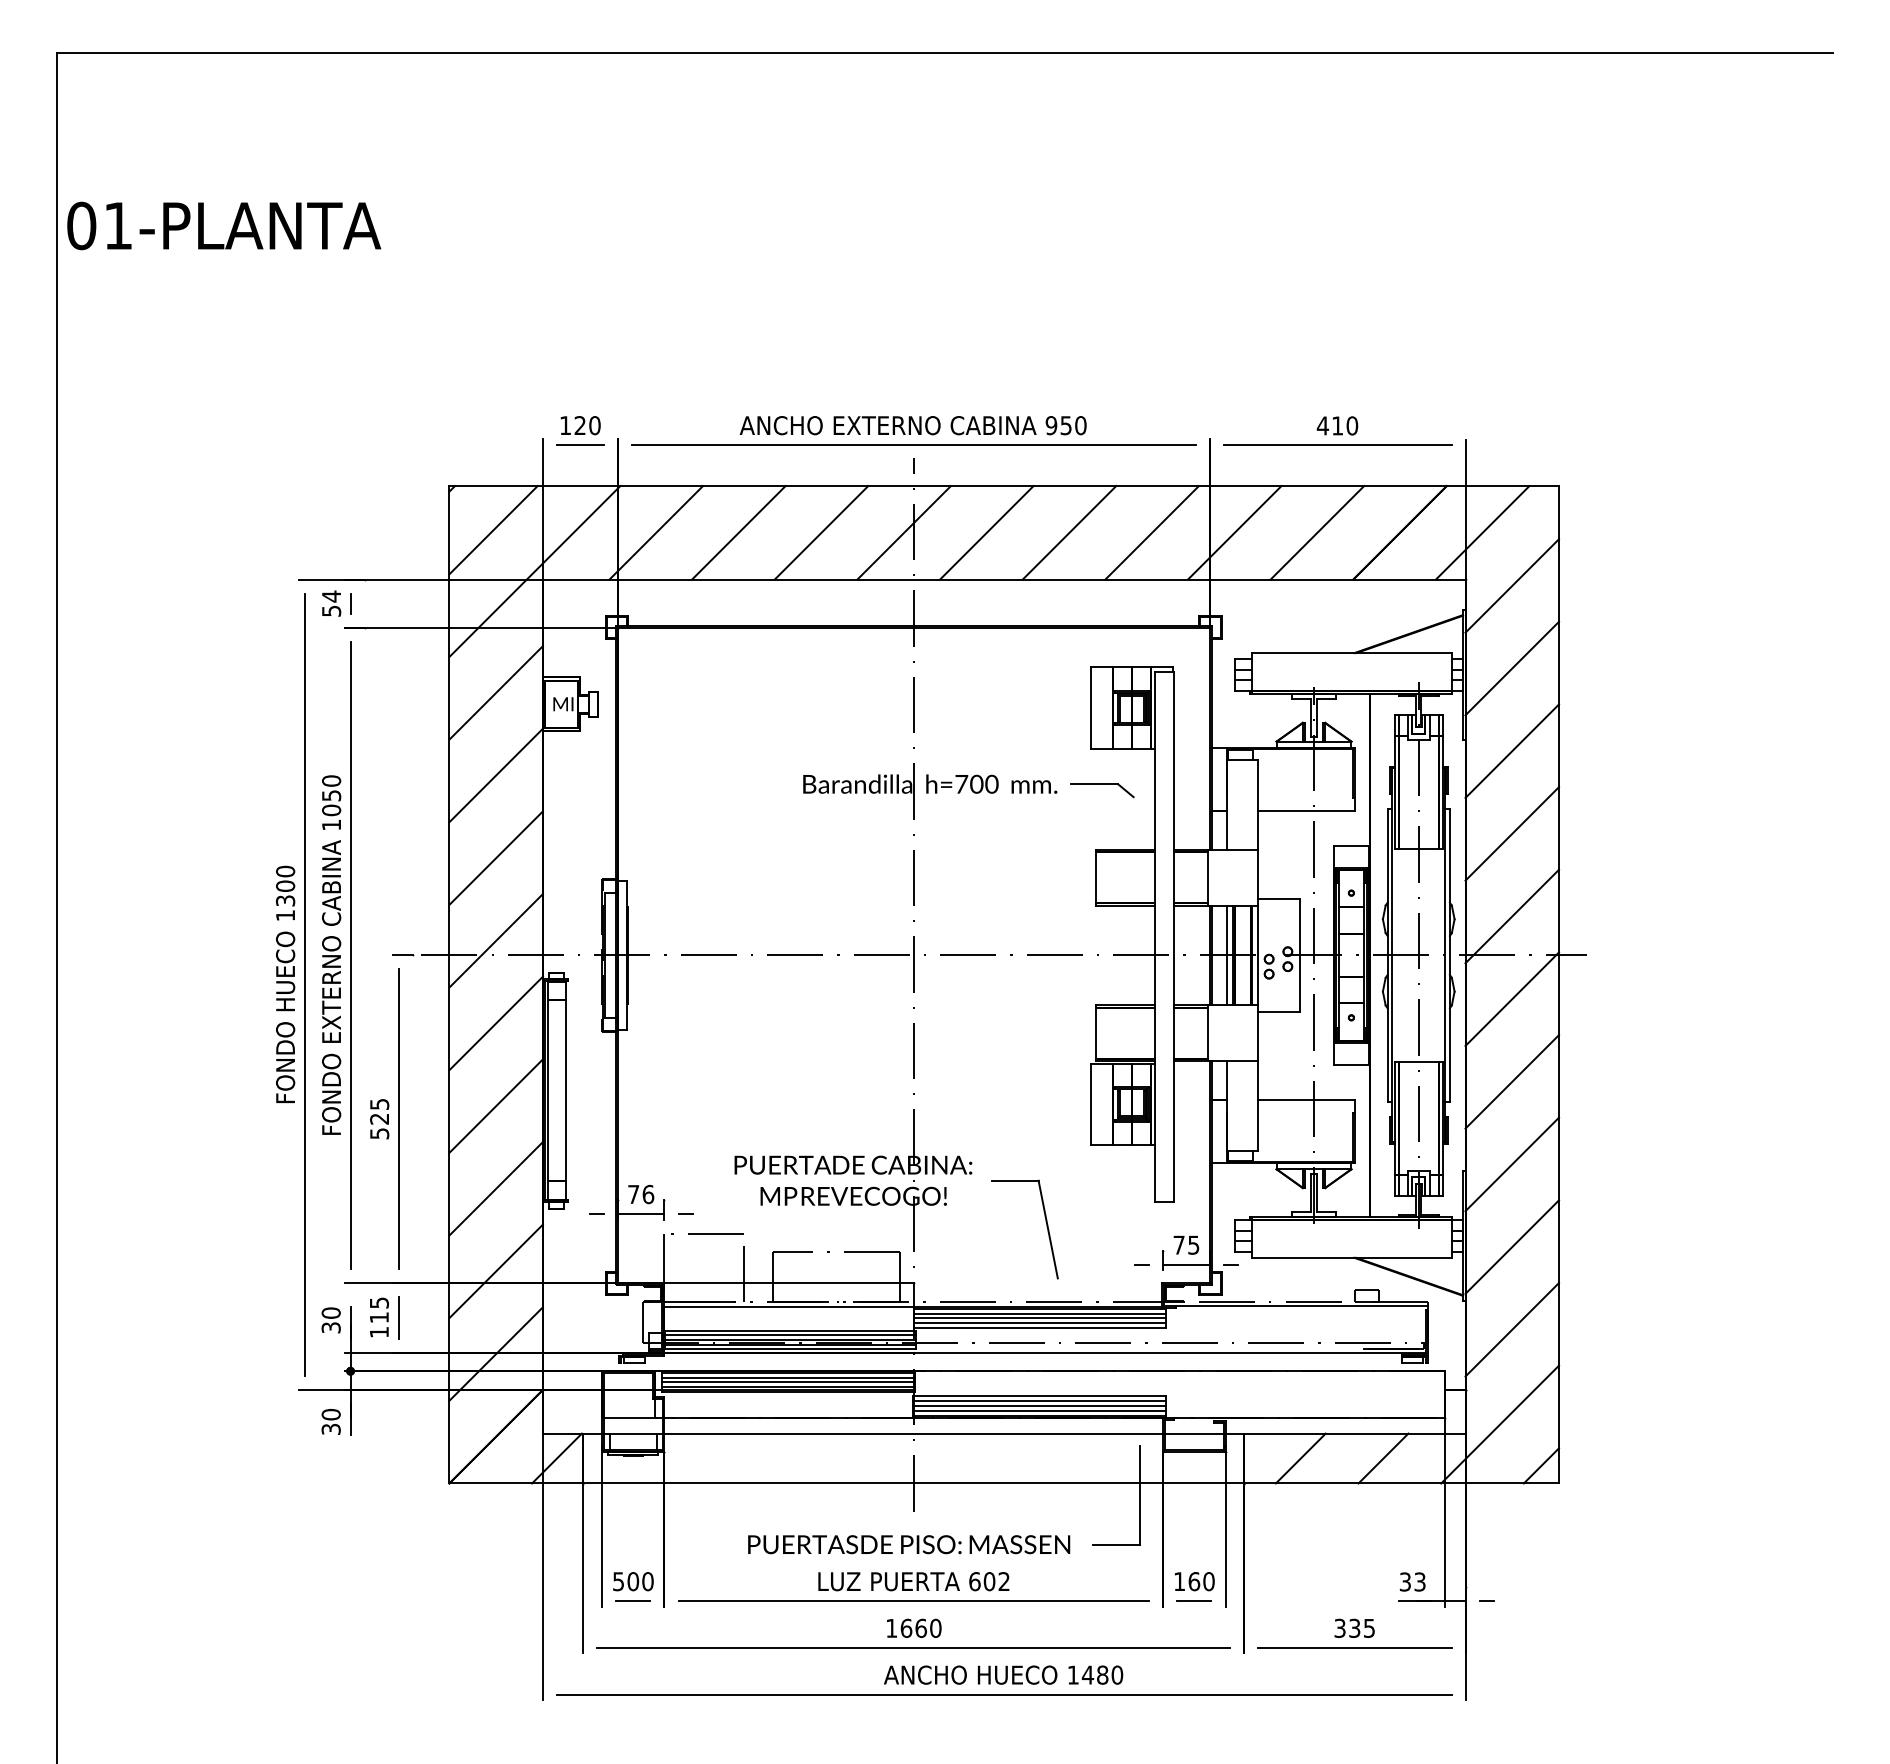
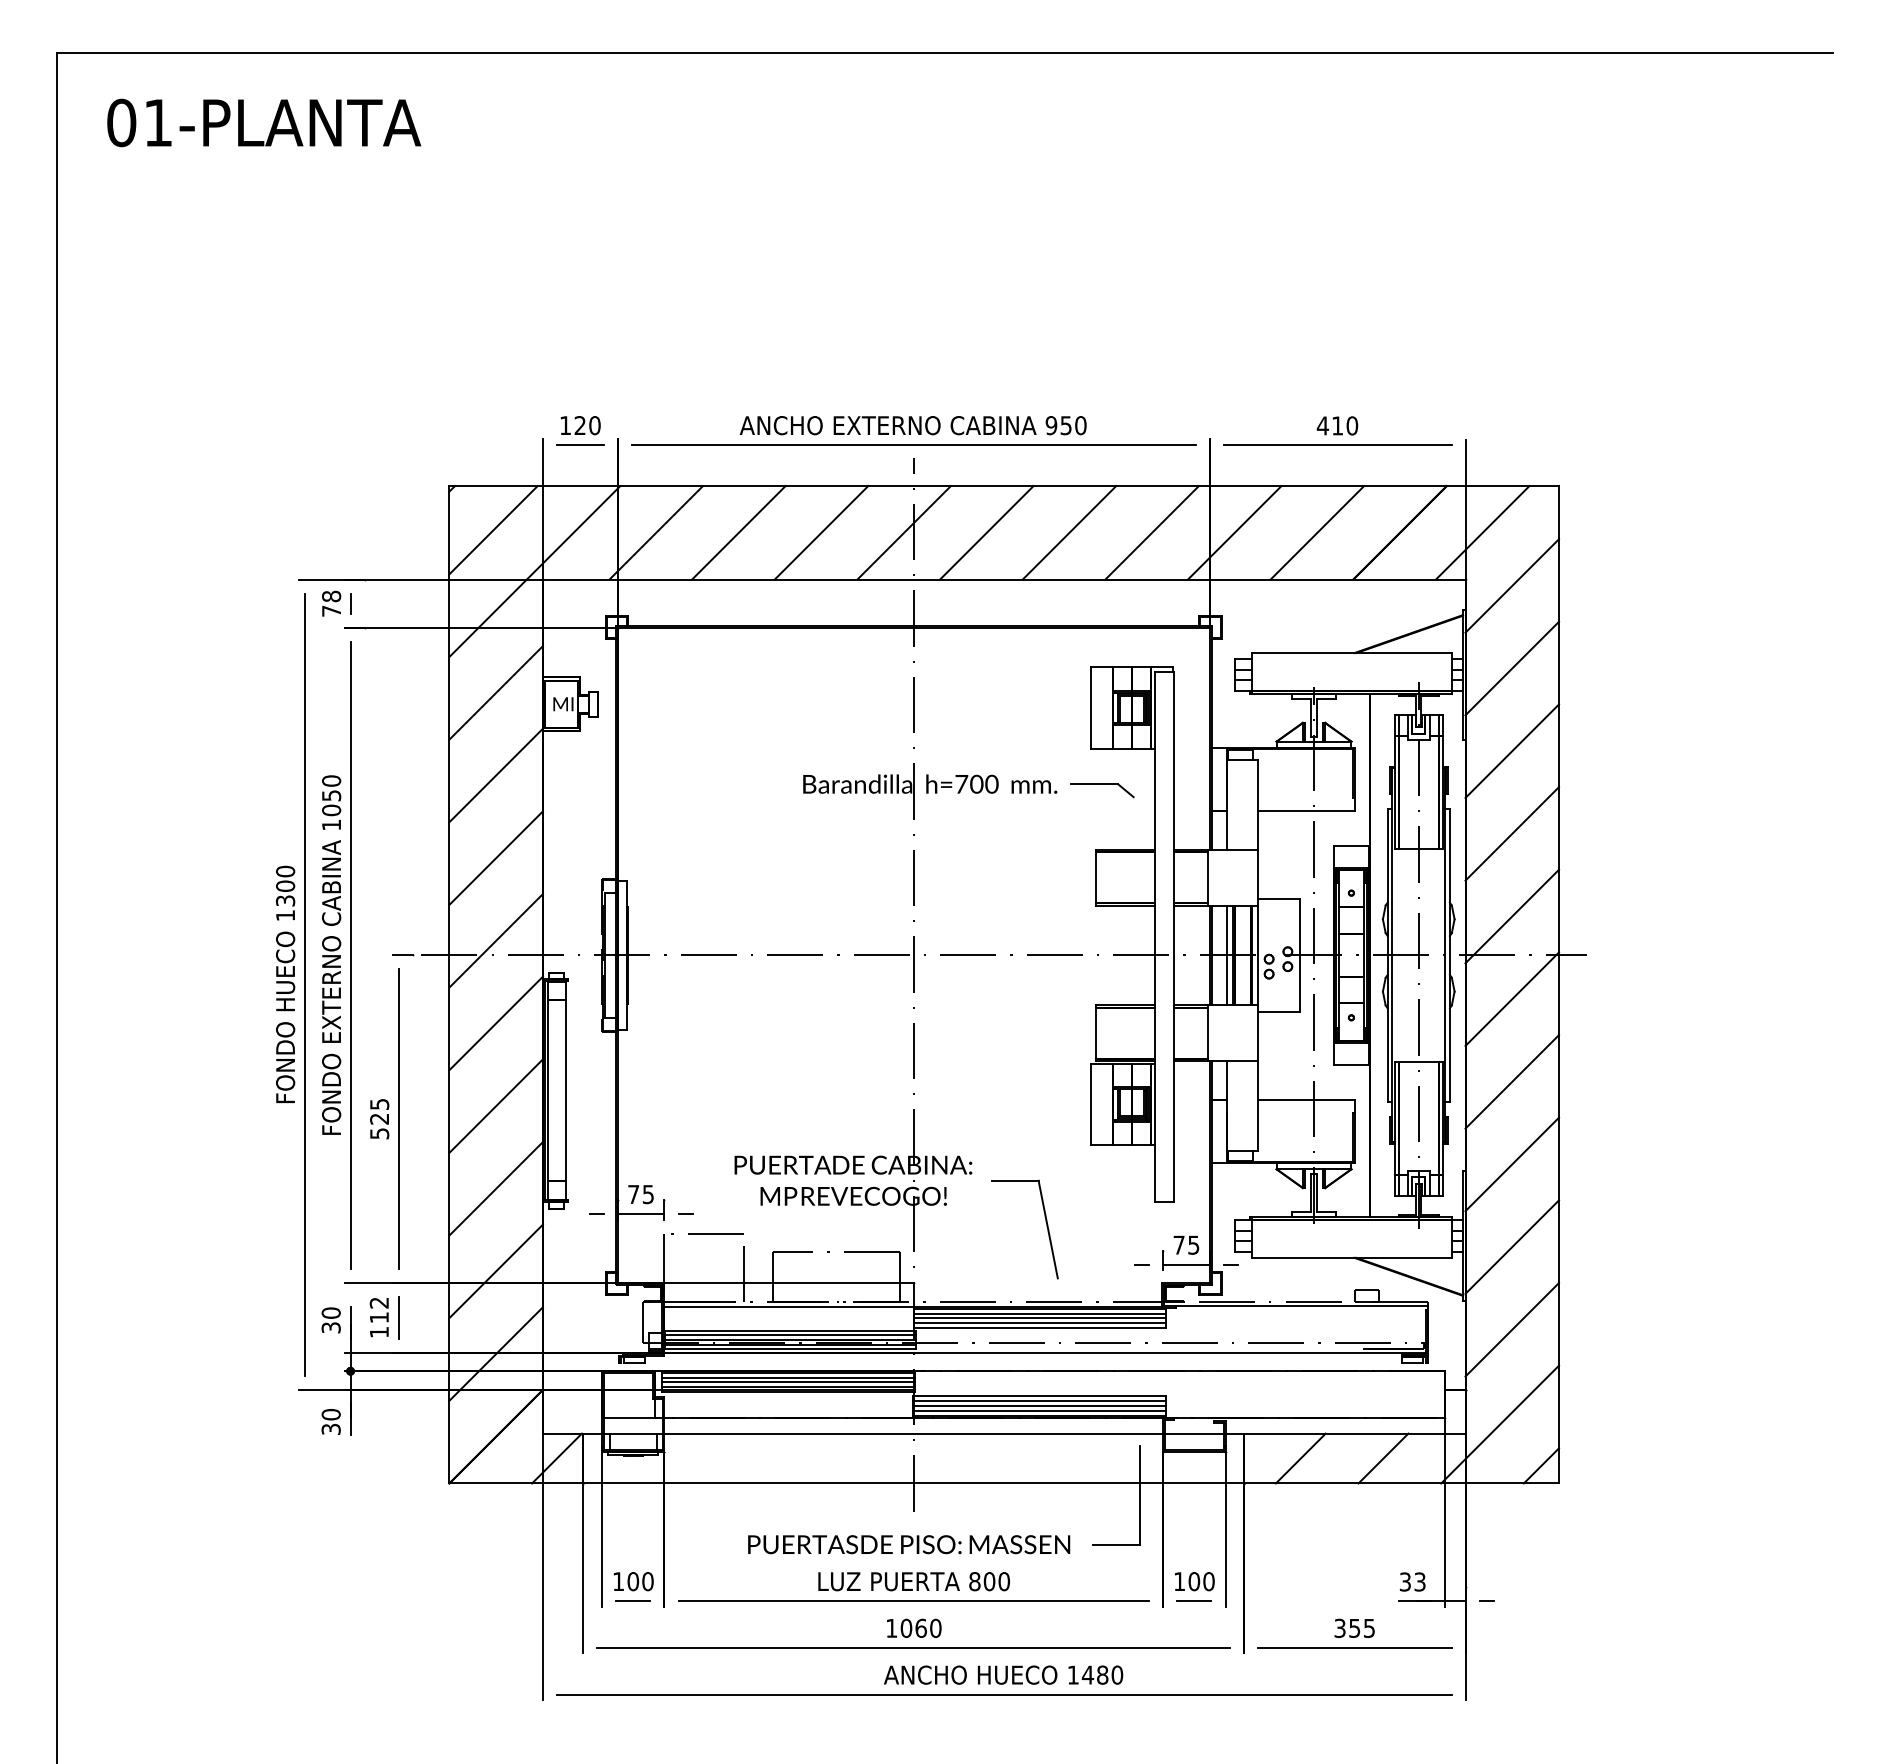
text position: (224, 225) -> (264, 122) (264, 122)
text: 54 -> 78 (331, 603)
text: 76 -> 75 (648, 1194)
text: 115 -> 112 (378, 1302)
text: 500 -> 100 (618, 1581)
text: 602 -> 800 (989, 1581)
text: 160 -> 100 (1194, 1581)
text: 1660 -> 1060 (906, 1627)
text: 335 -> 355 (1354, 1627)
